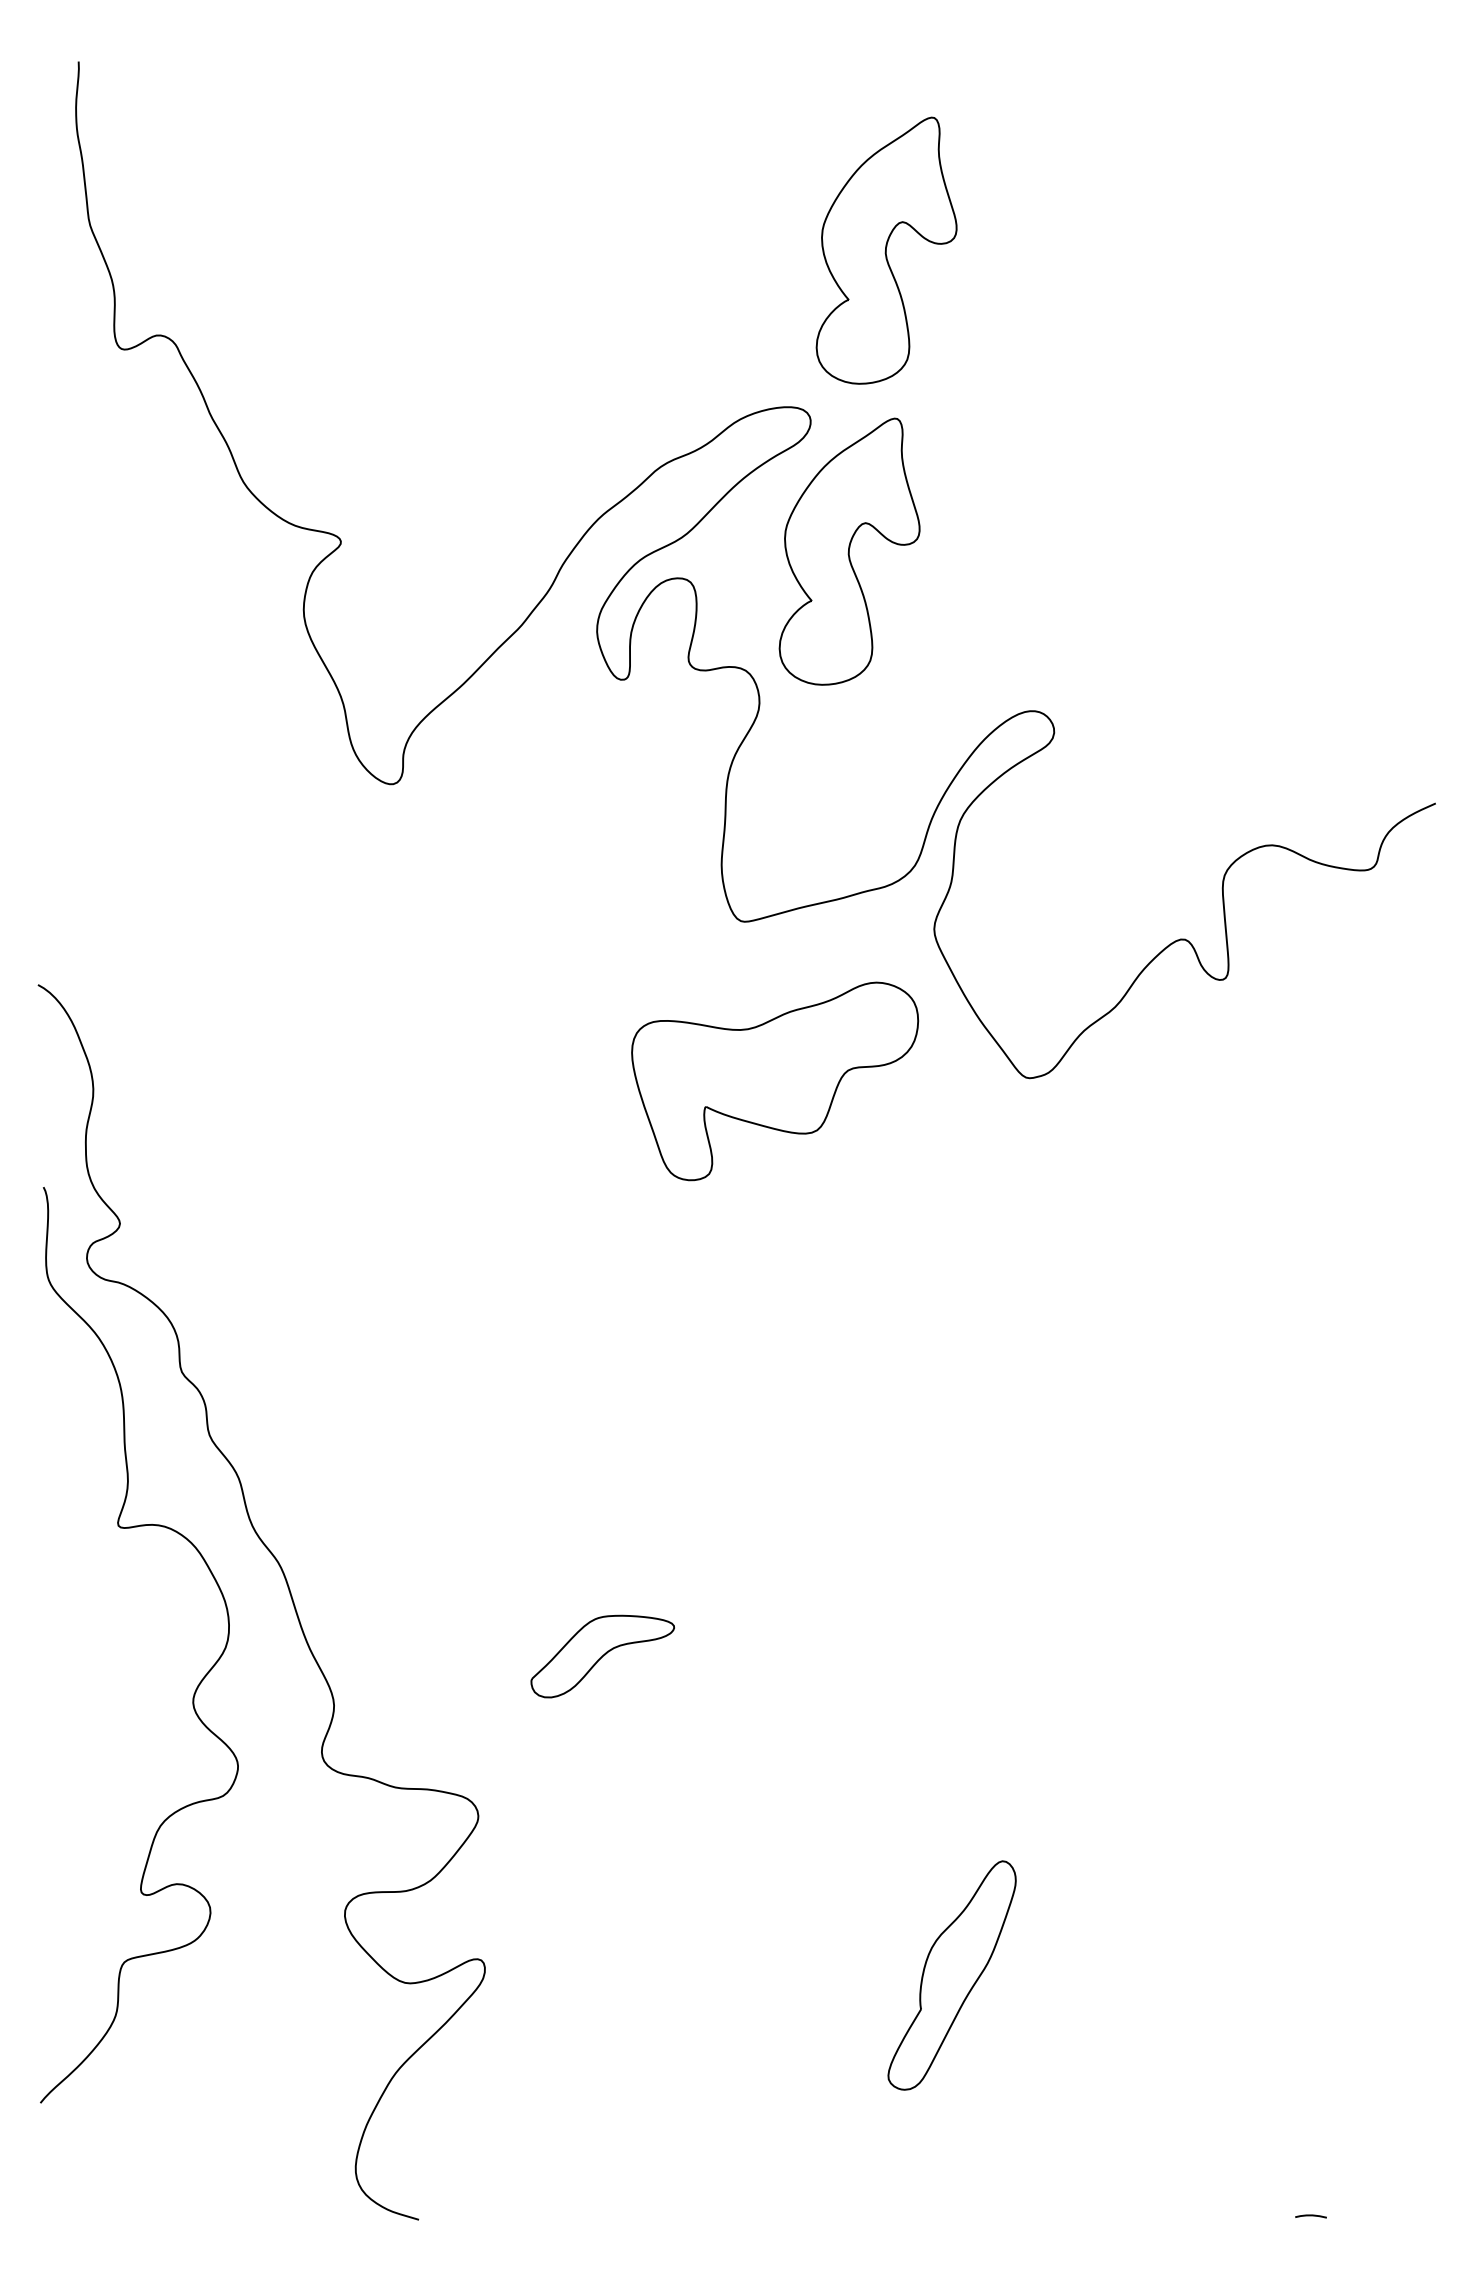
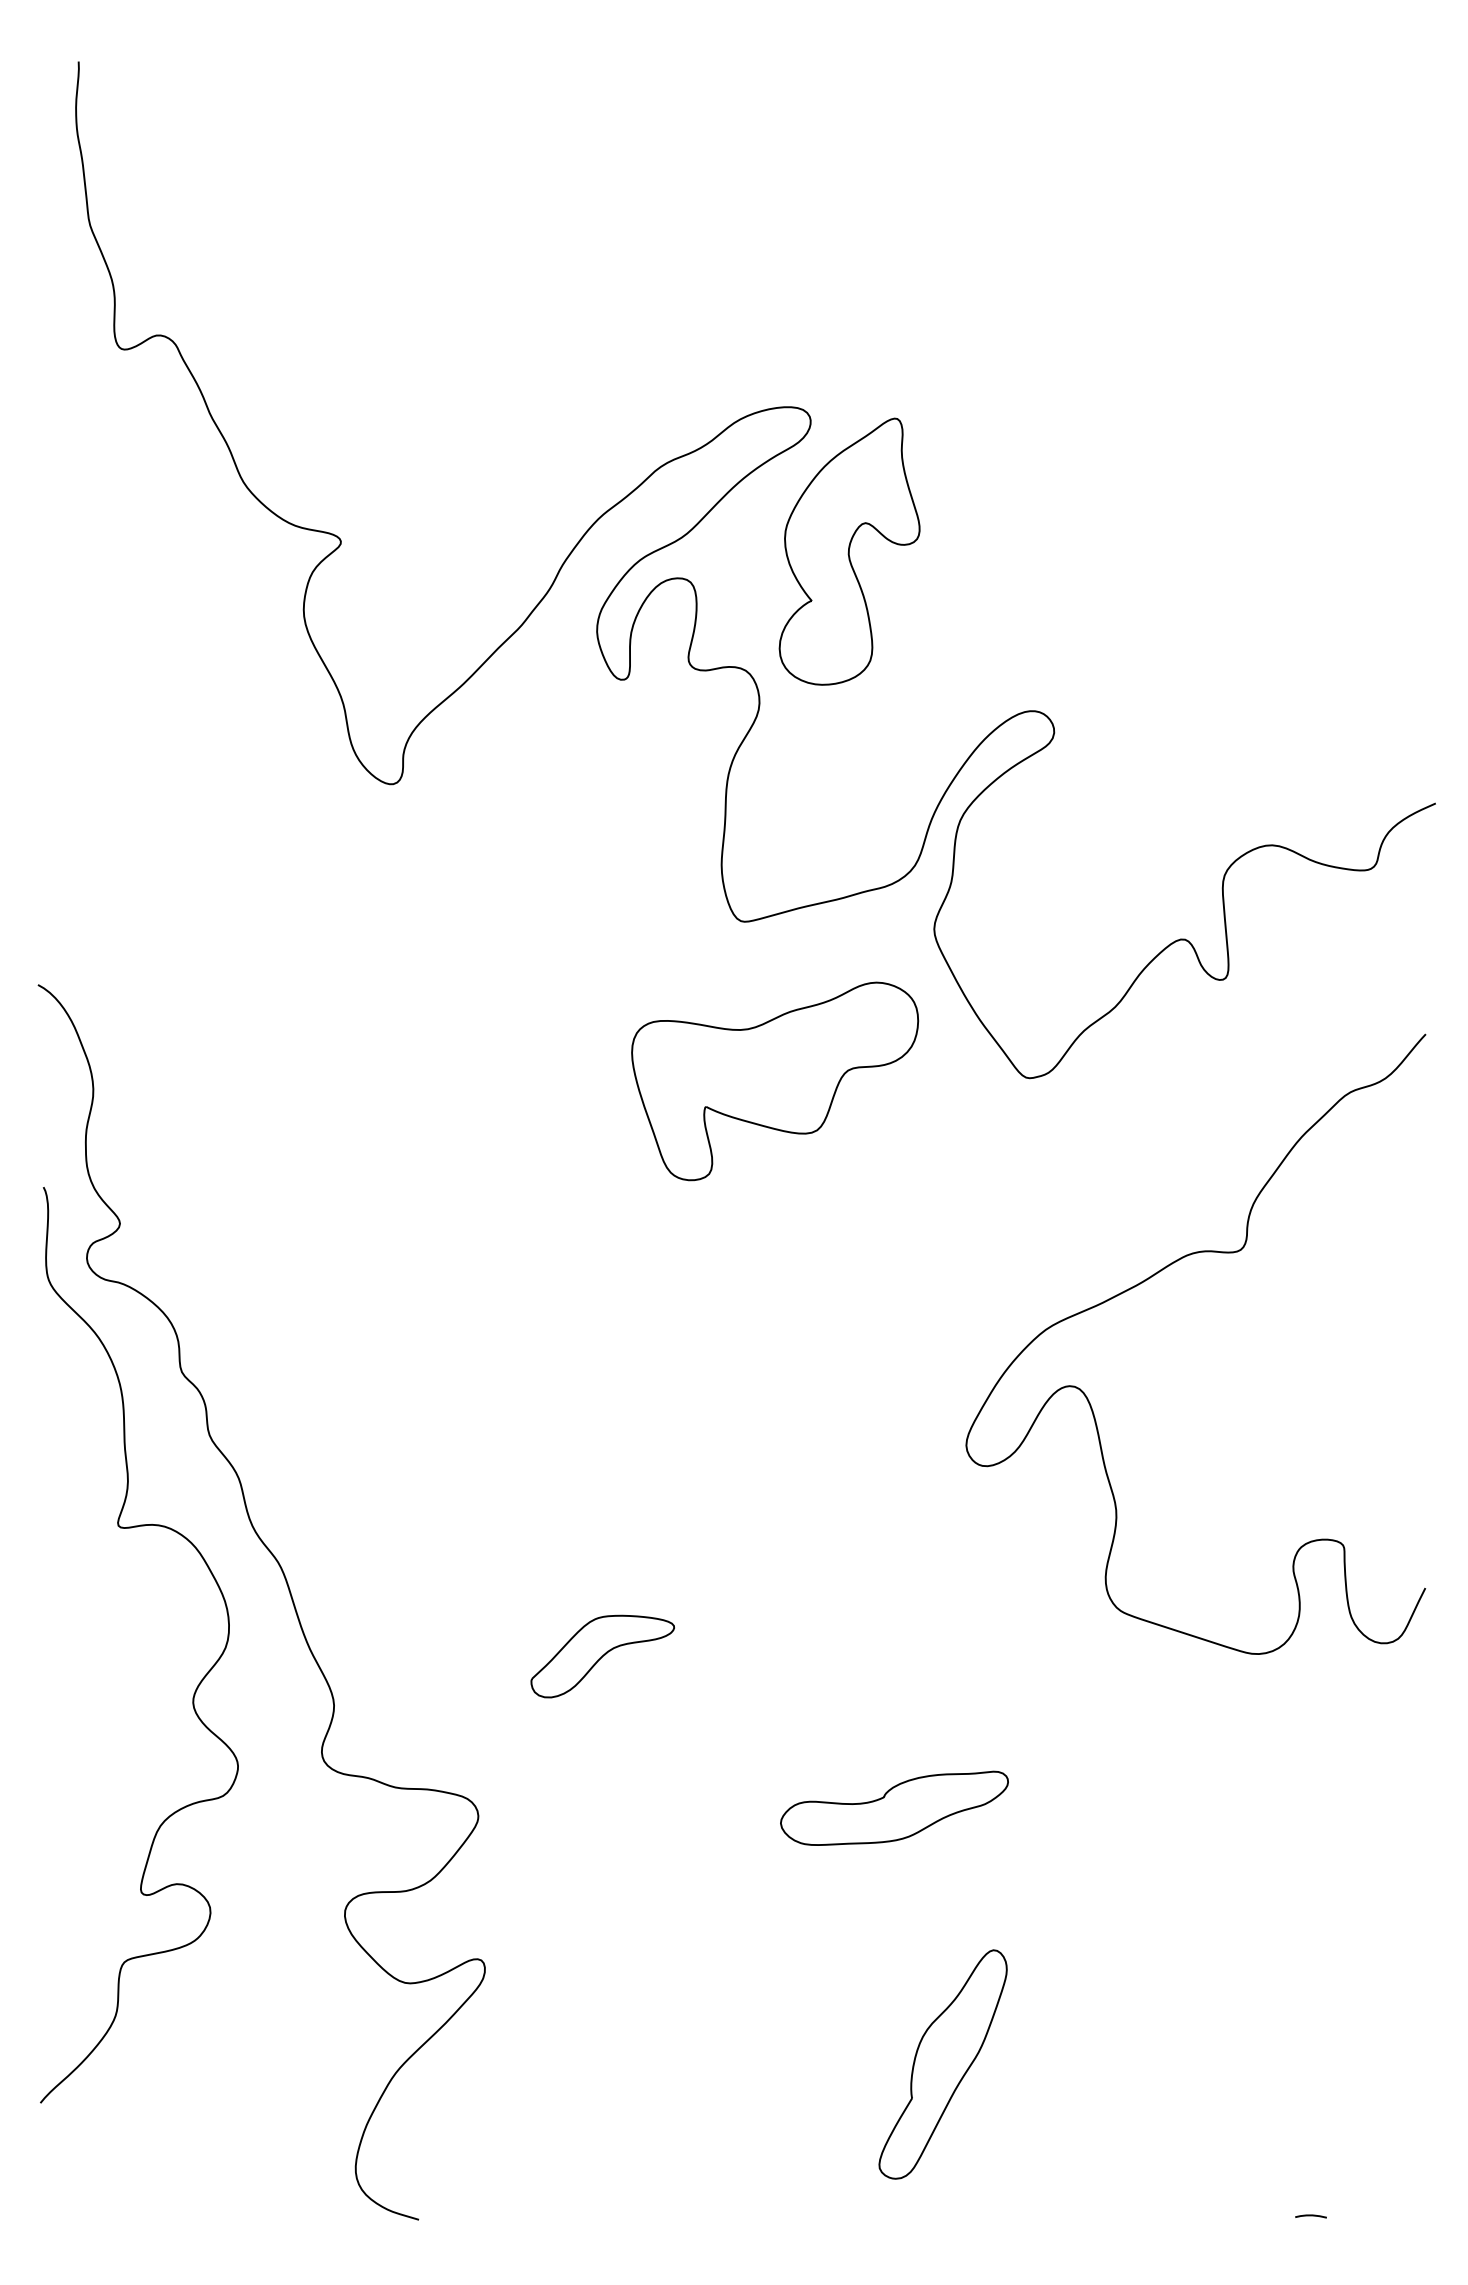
part: present -> none (886, 250)
curve: none -> present (1155, 1275)
part: none -> present (894, 1807)
part position: (951, 1975) -> (942, 2064) (942, 2064)
